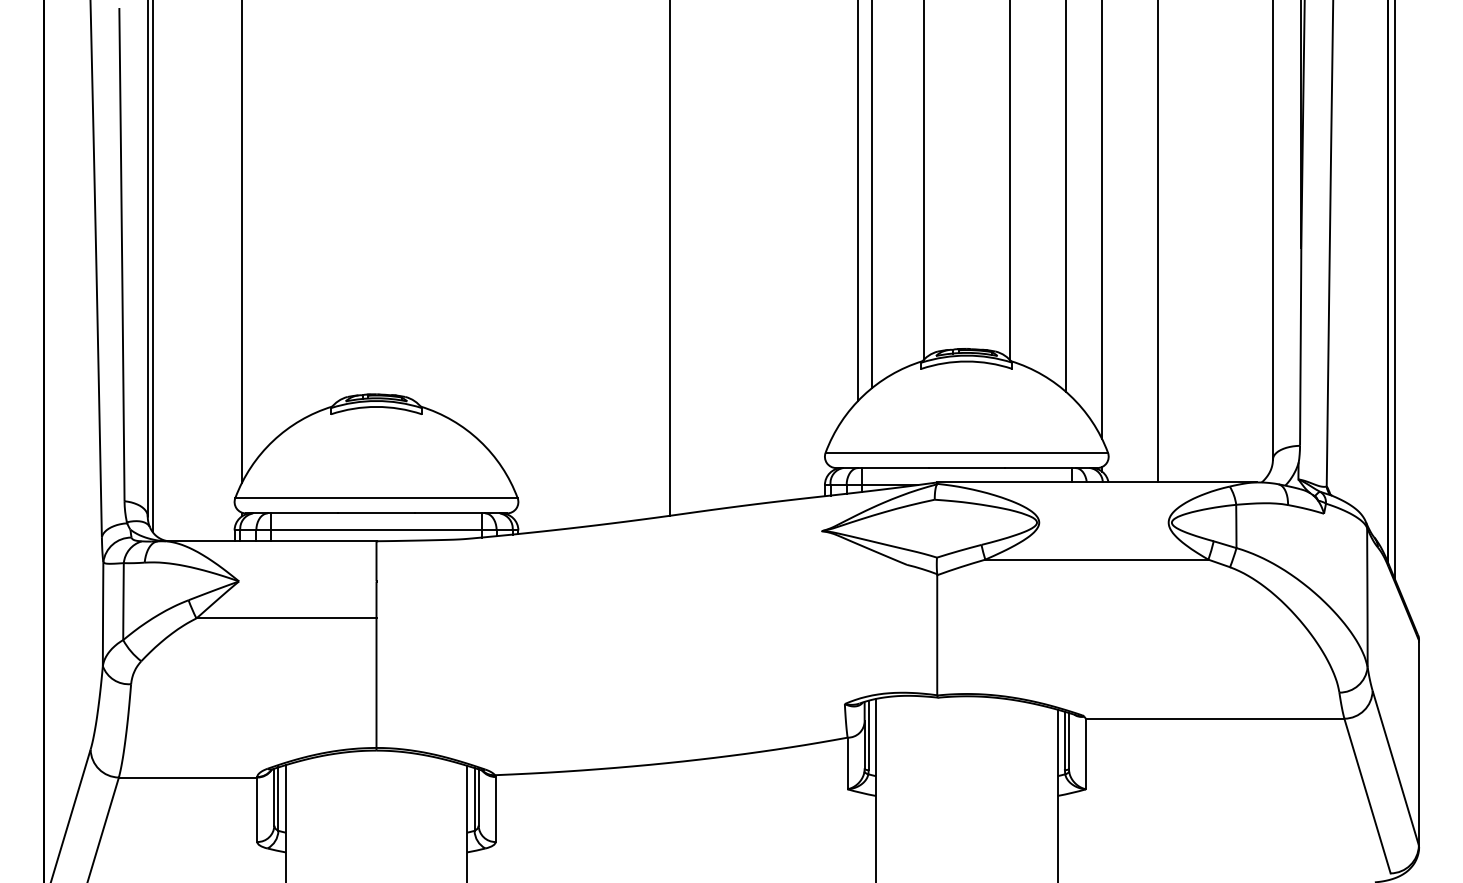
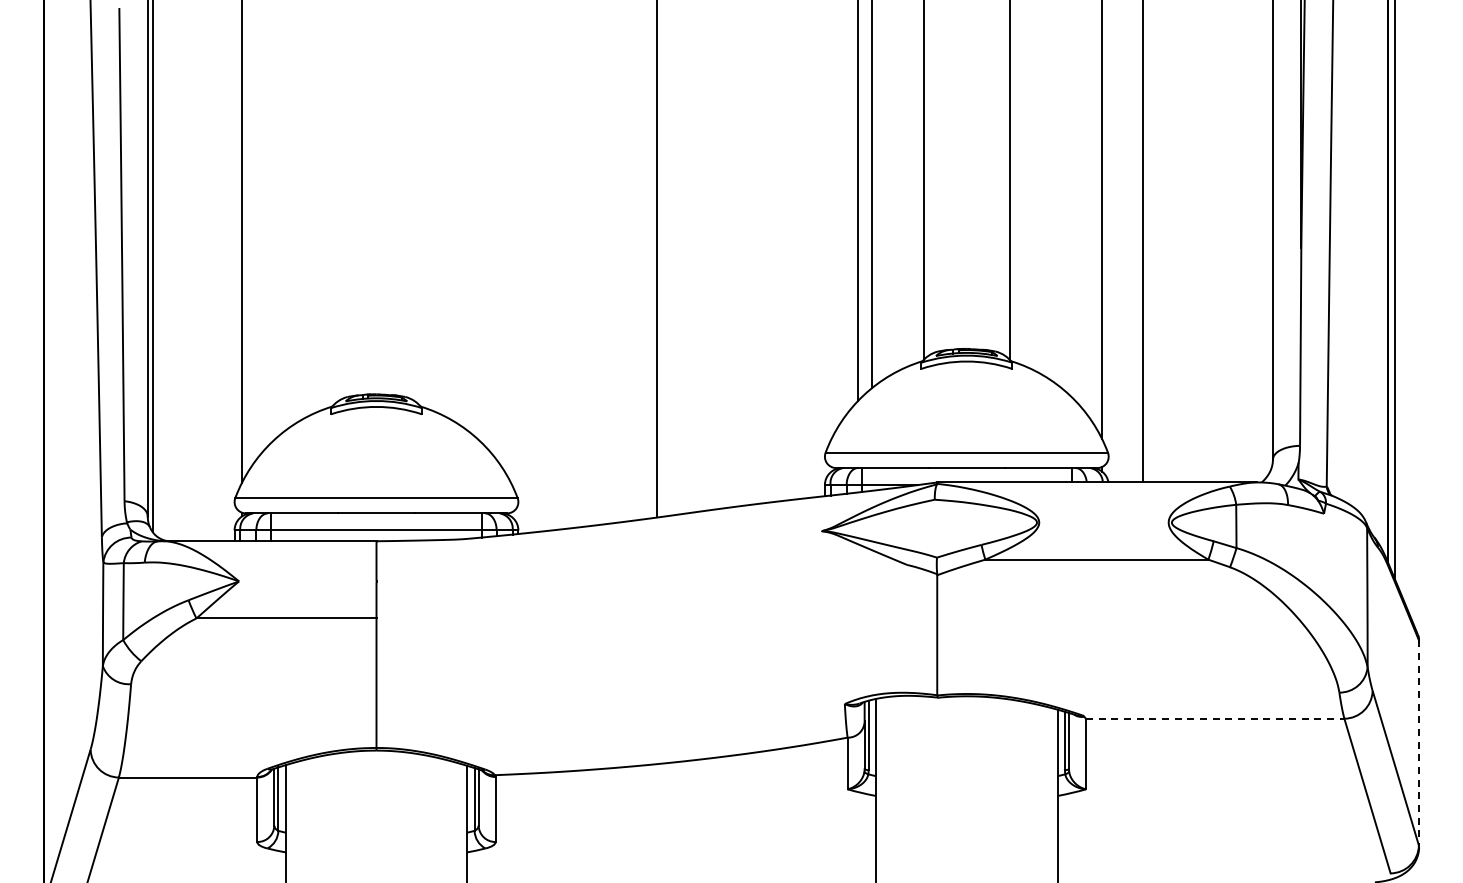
line: present -> none (1065, 196)
line position: (1157, 242) -> (1142, 242) (1142, 242)
line position: (670, 258) -> (657, 258) (657, 258)
line: solid -> dashed (1215, 718)
line: solid -> dashed (1418, 742)
